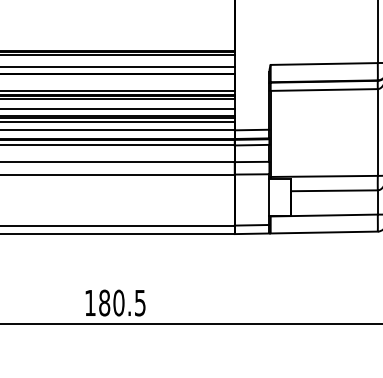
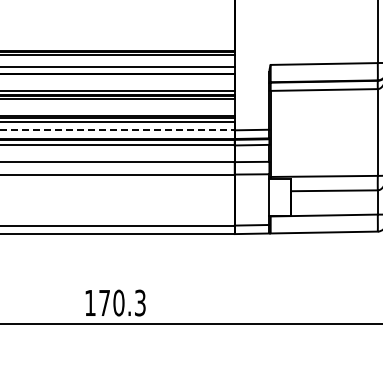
line: present -> none (118, 108)
line: solid -> dashed (117, 130)
text: 180.5 -> 170.3 (122, 302)
